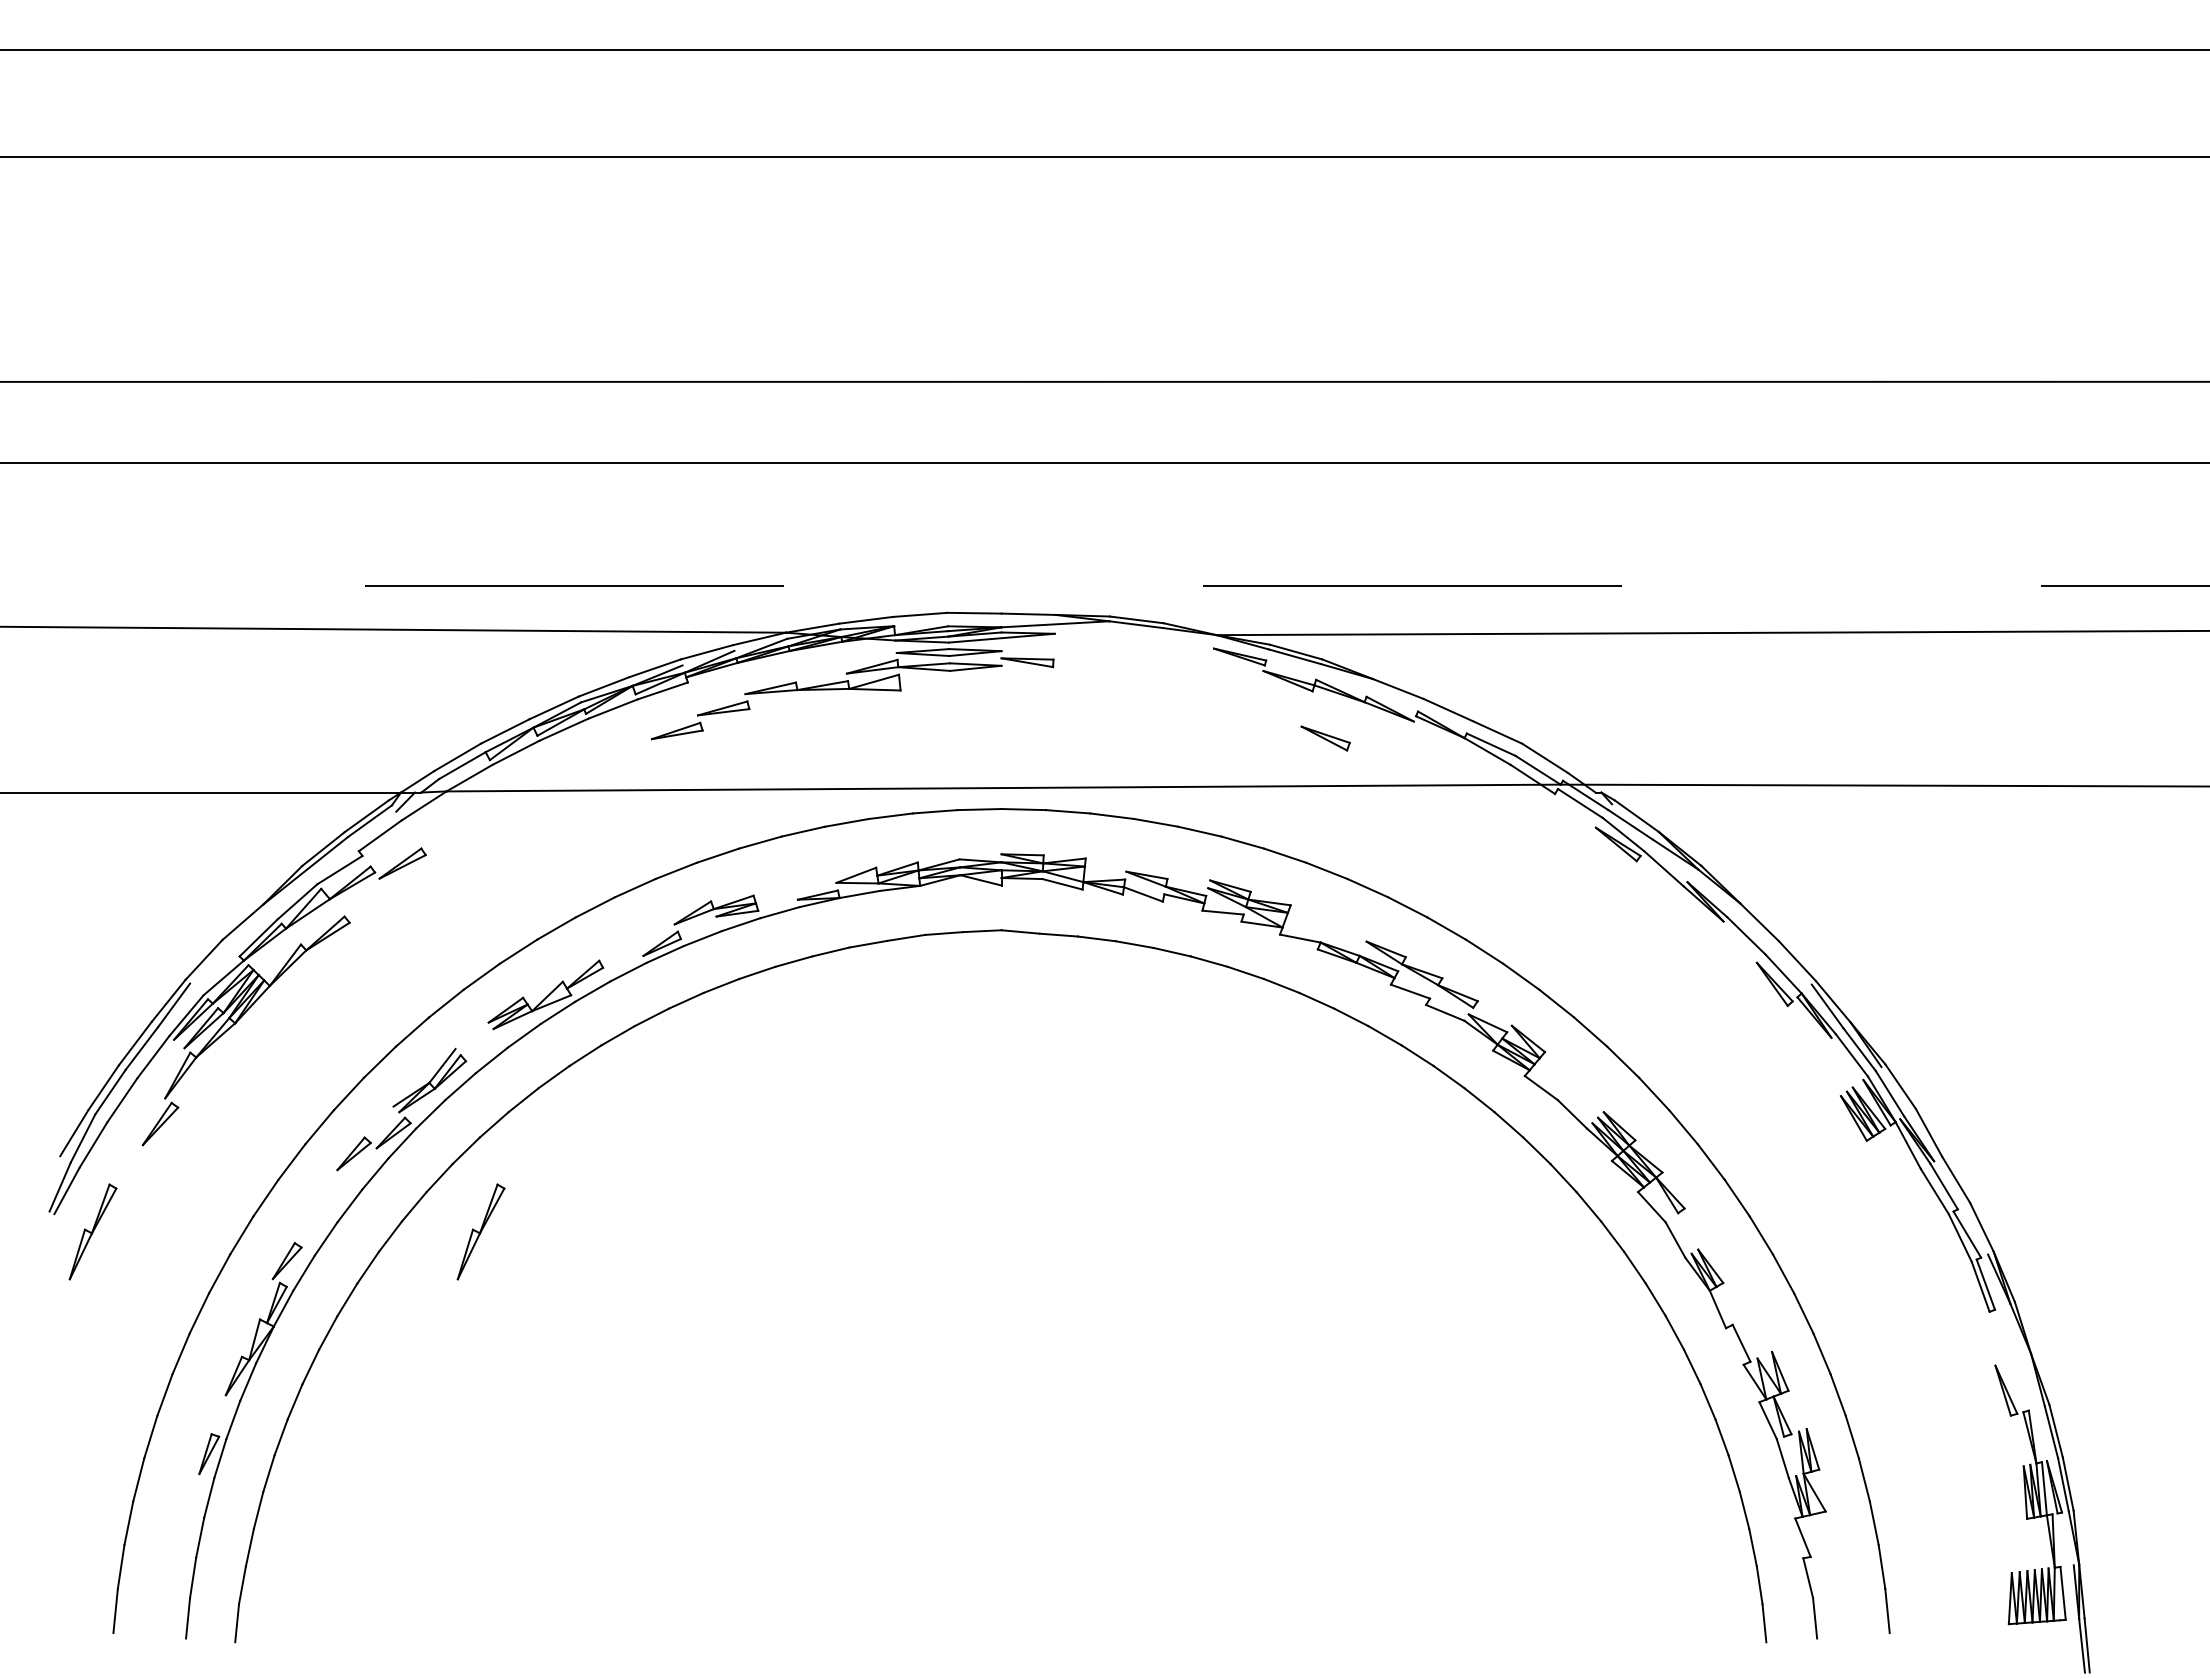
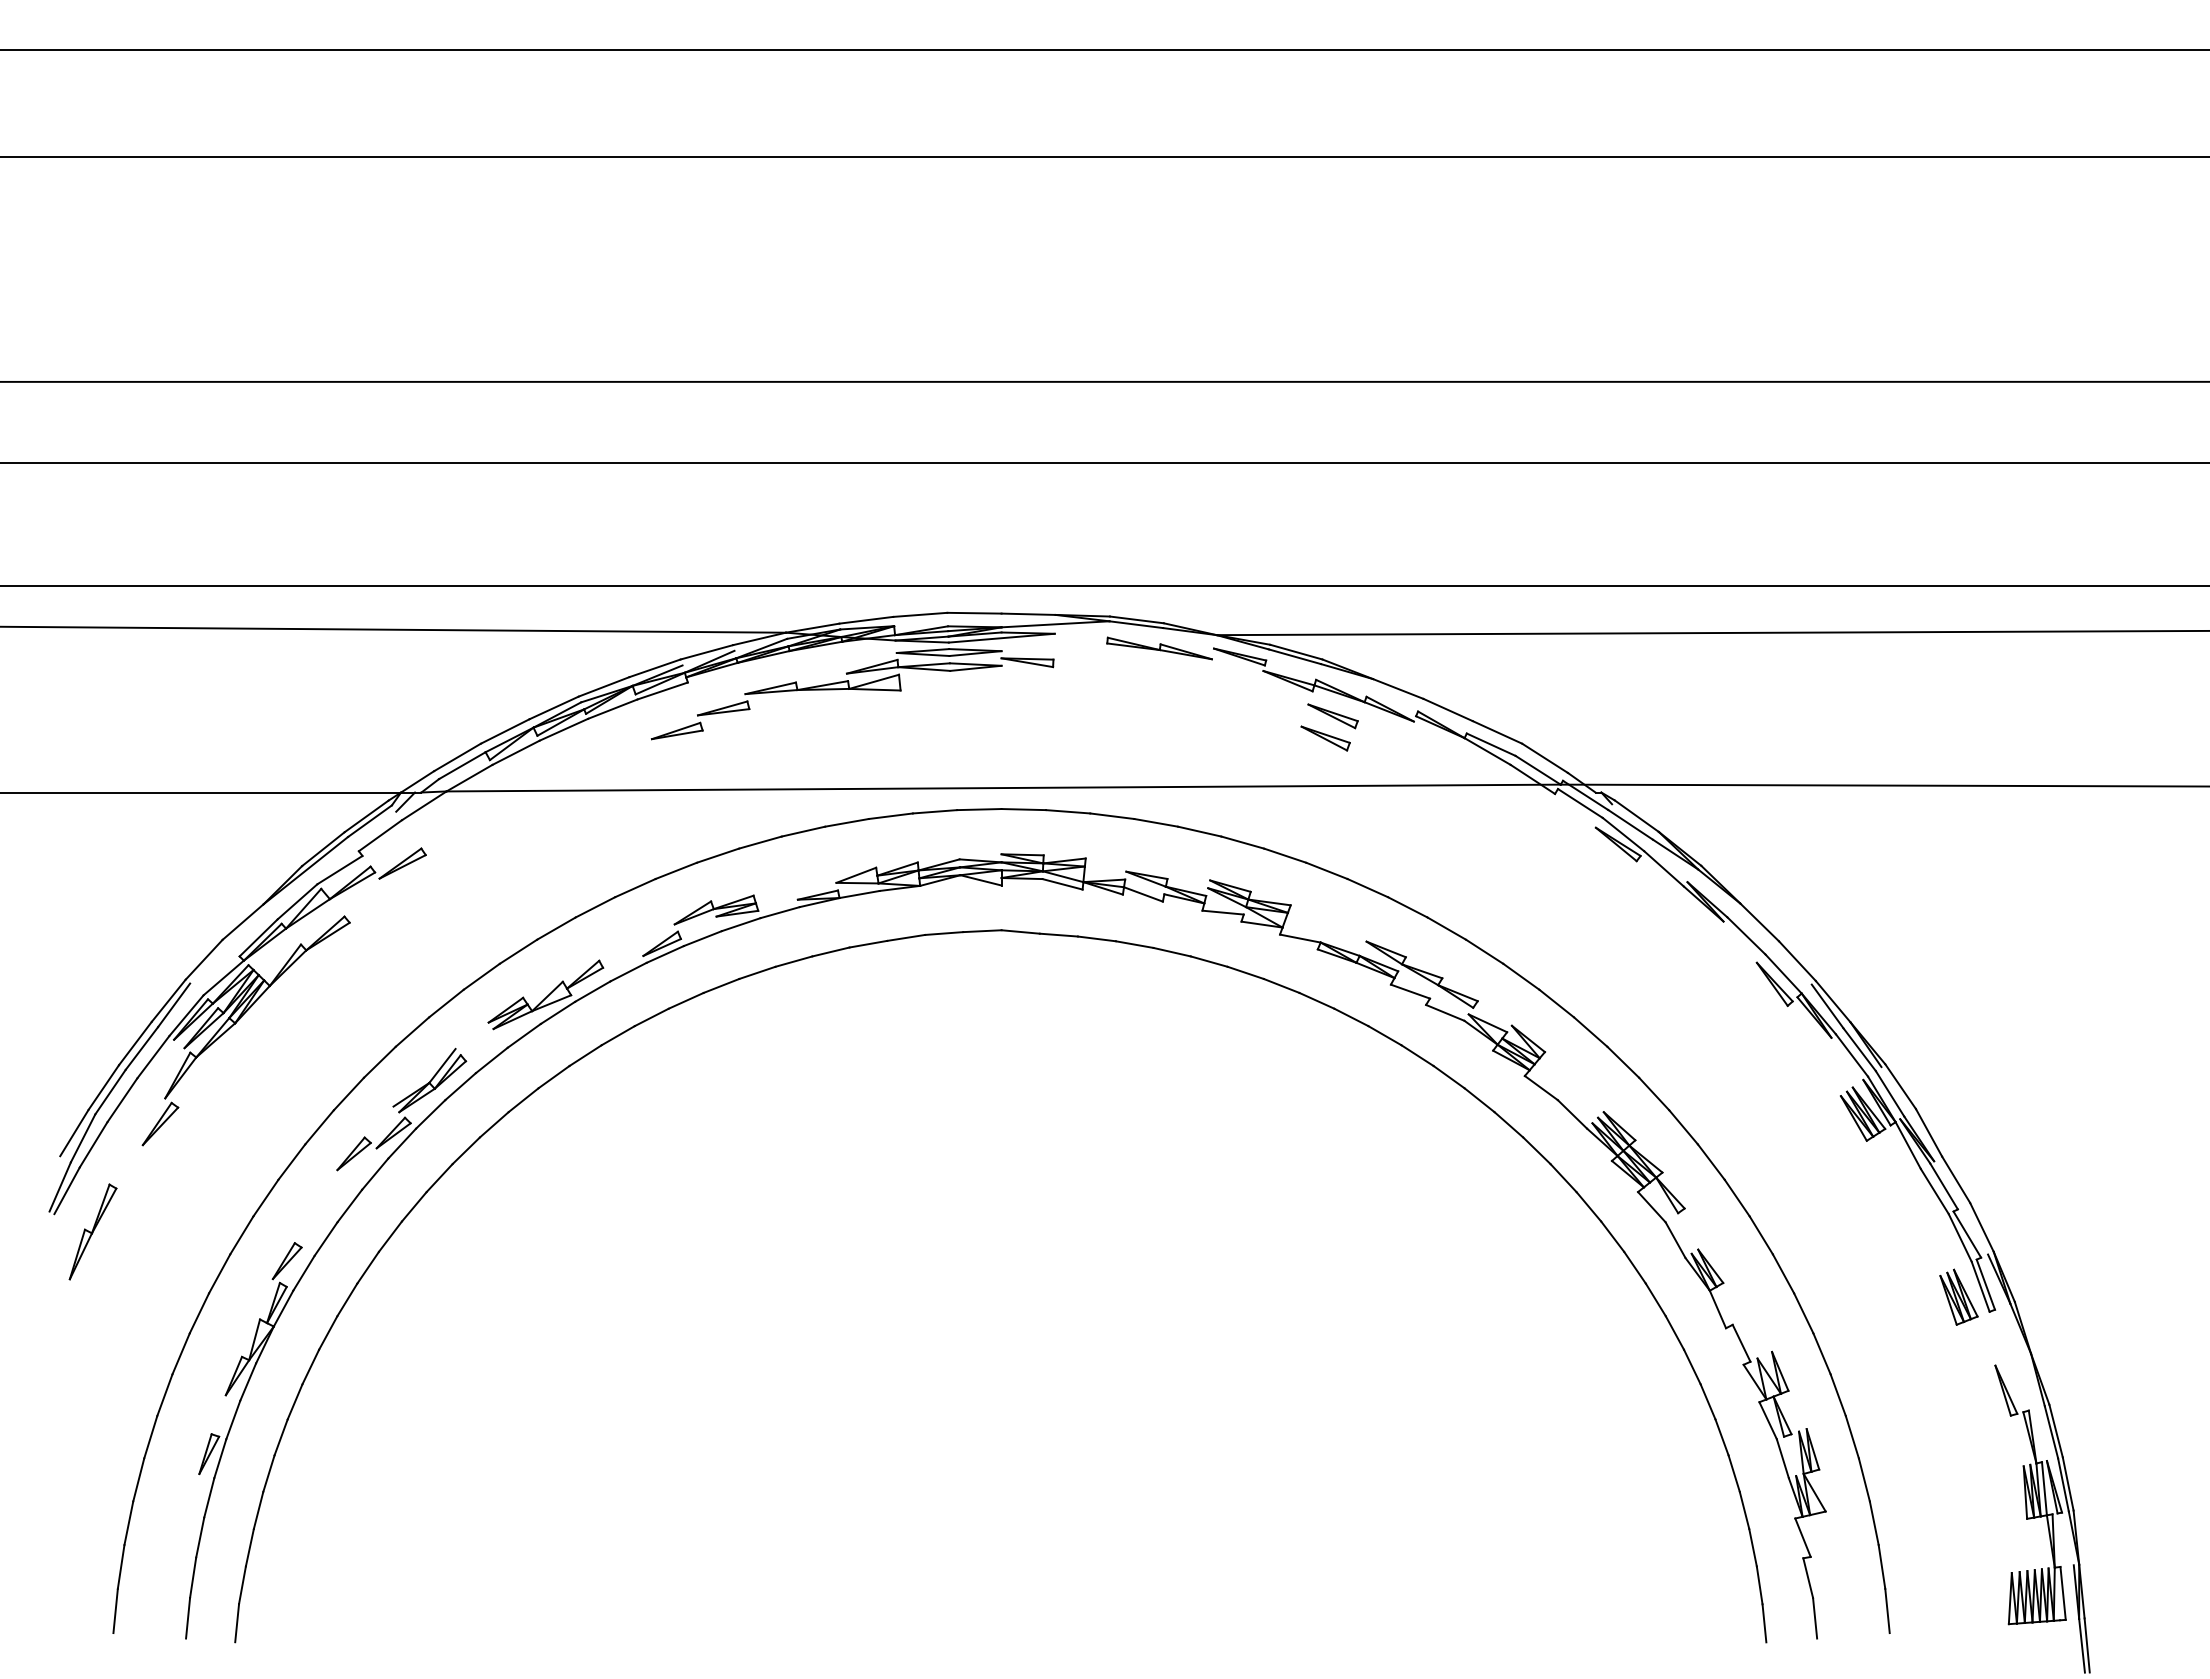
line: dashed -> solid (1104, 586)
part: none -> present (1159, 648)
part: none -> present (1332, 716)
part: present -> none (480, 1231)
part: none -> present (1958, 1296)
